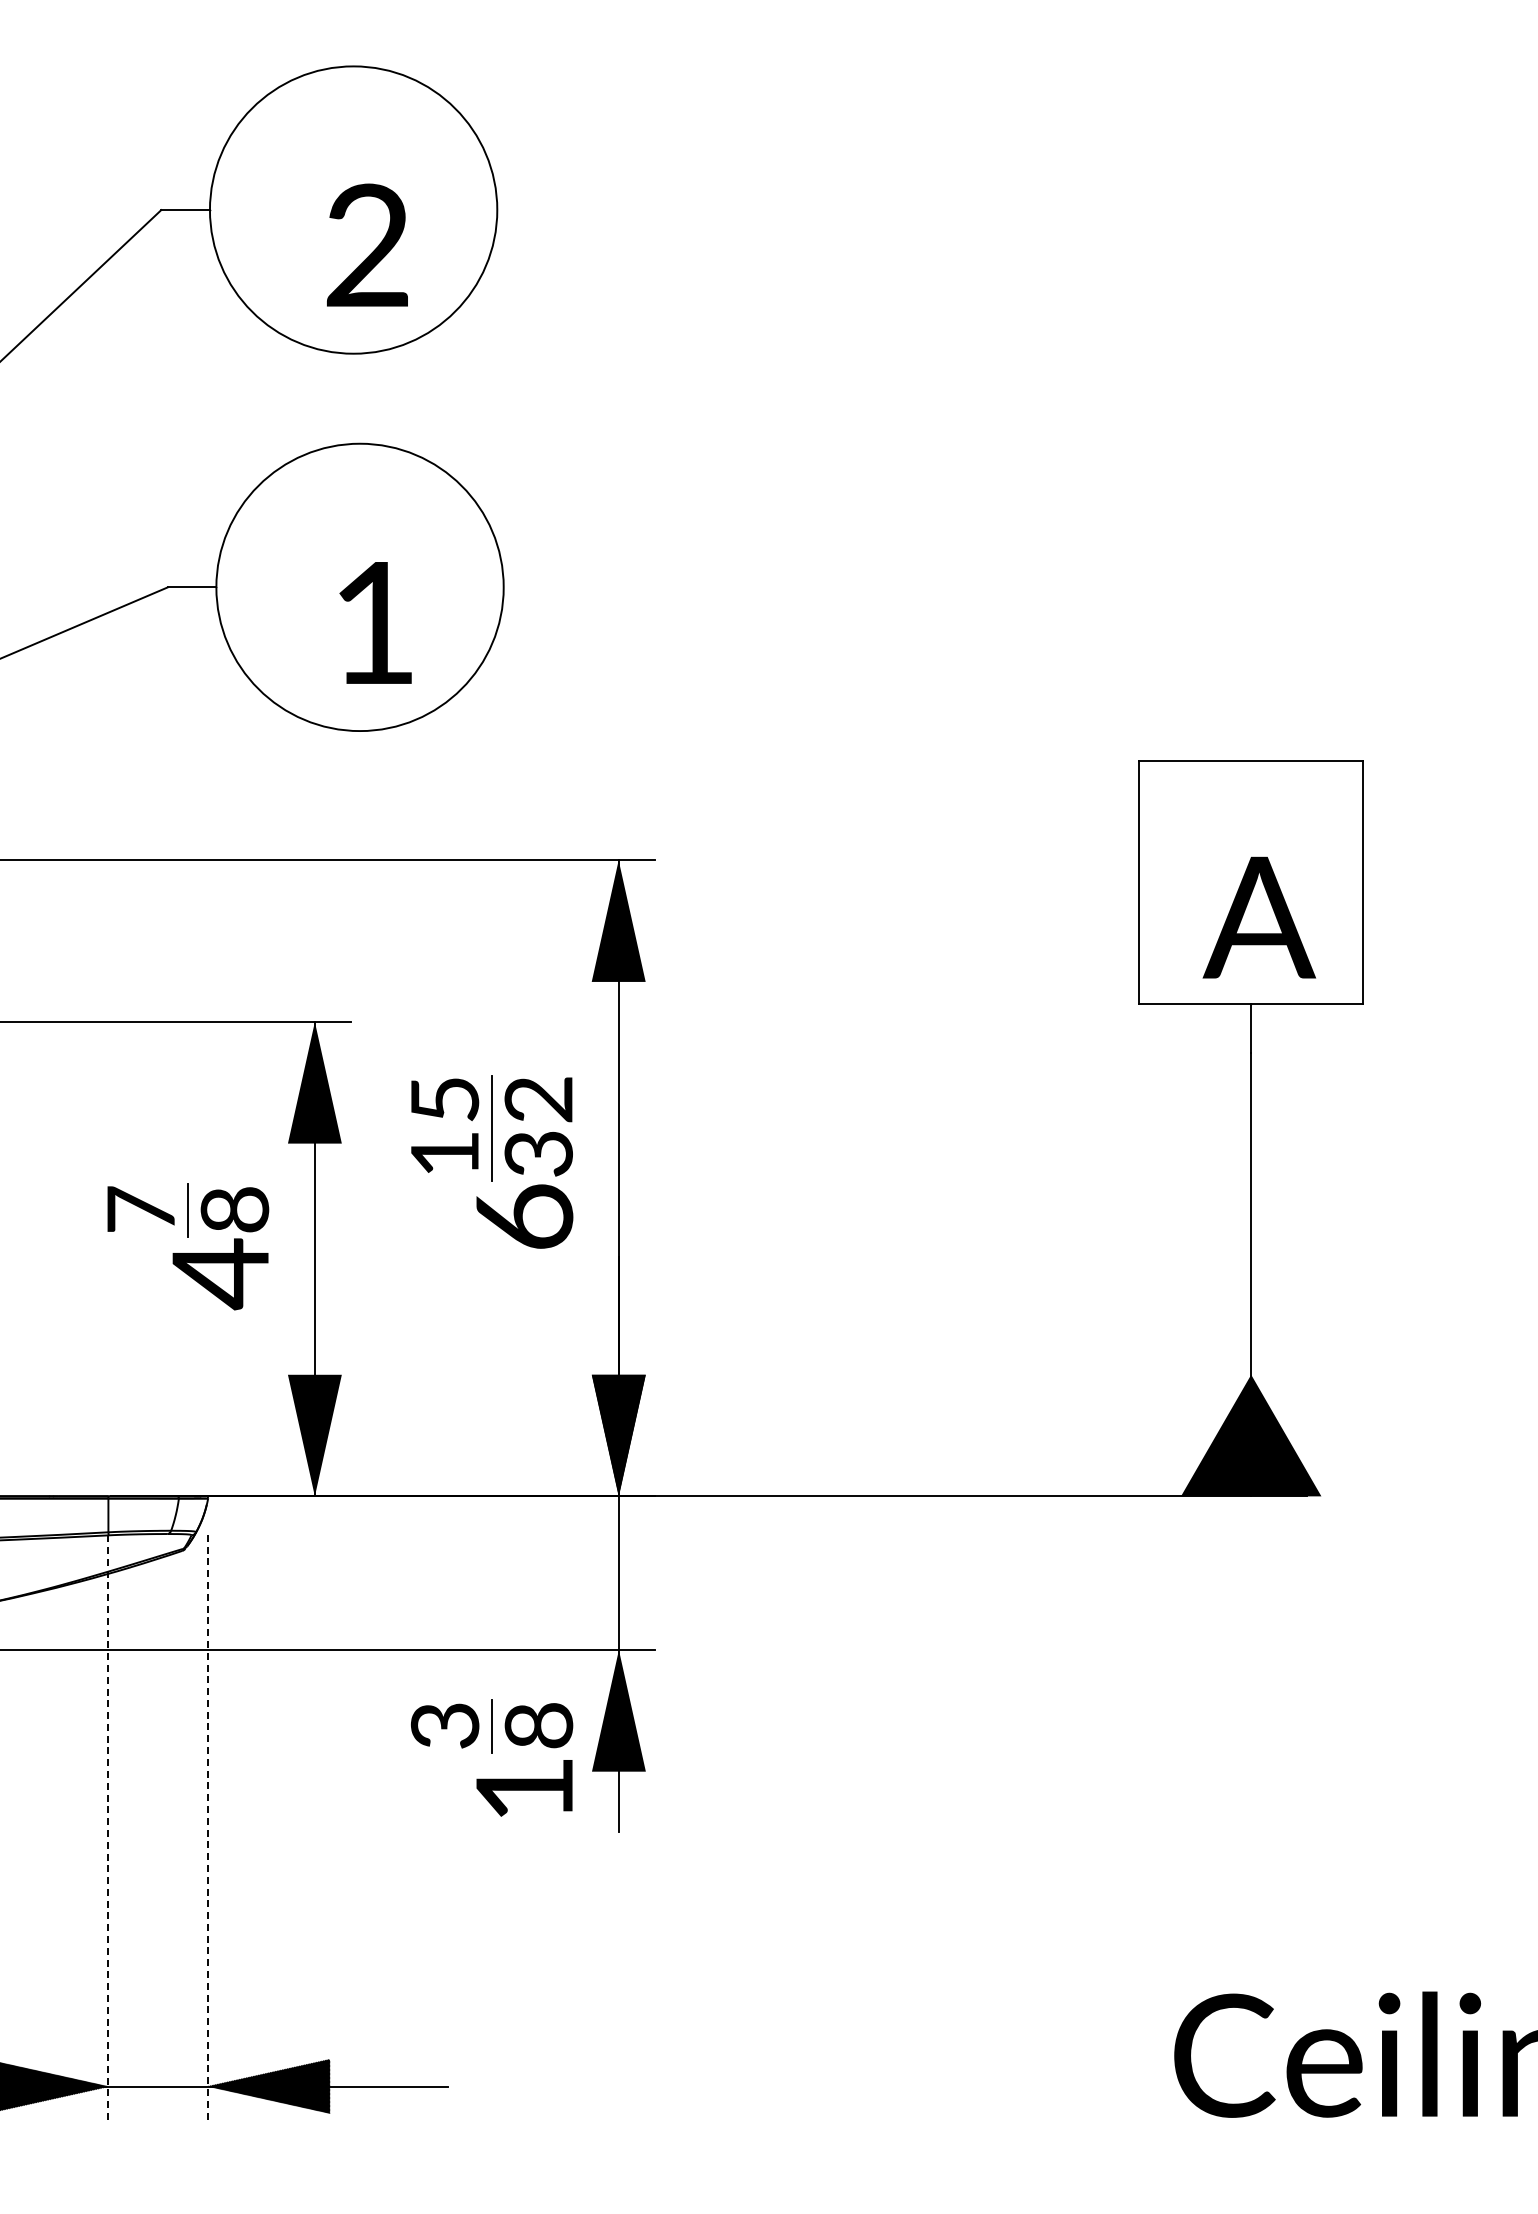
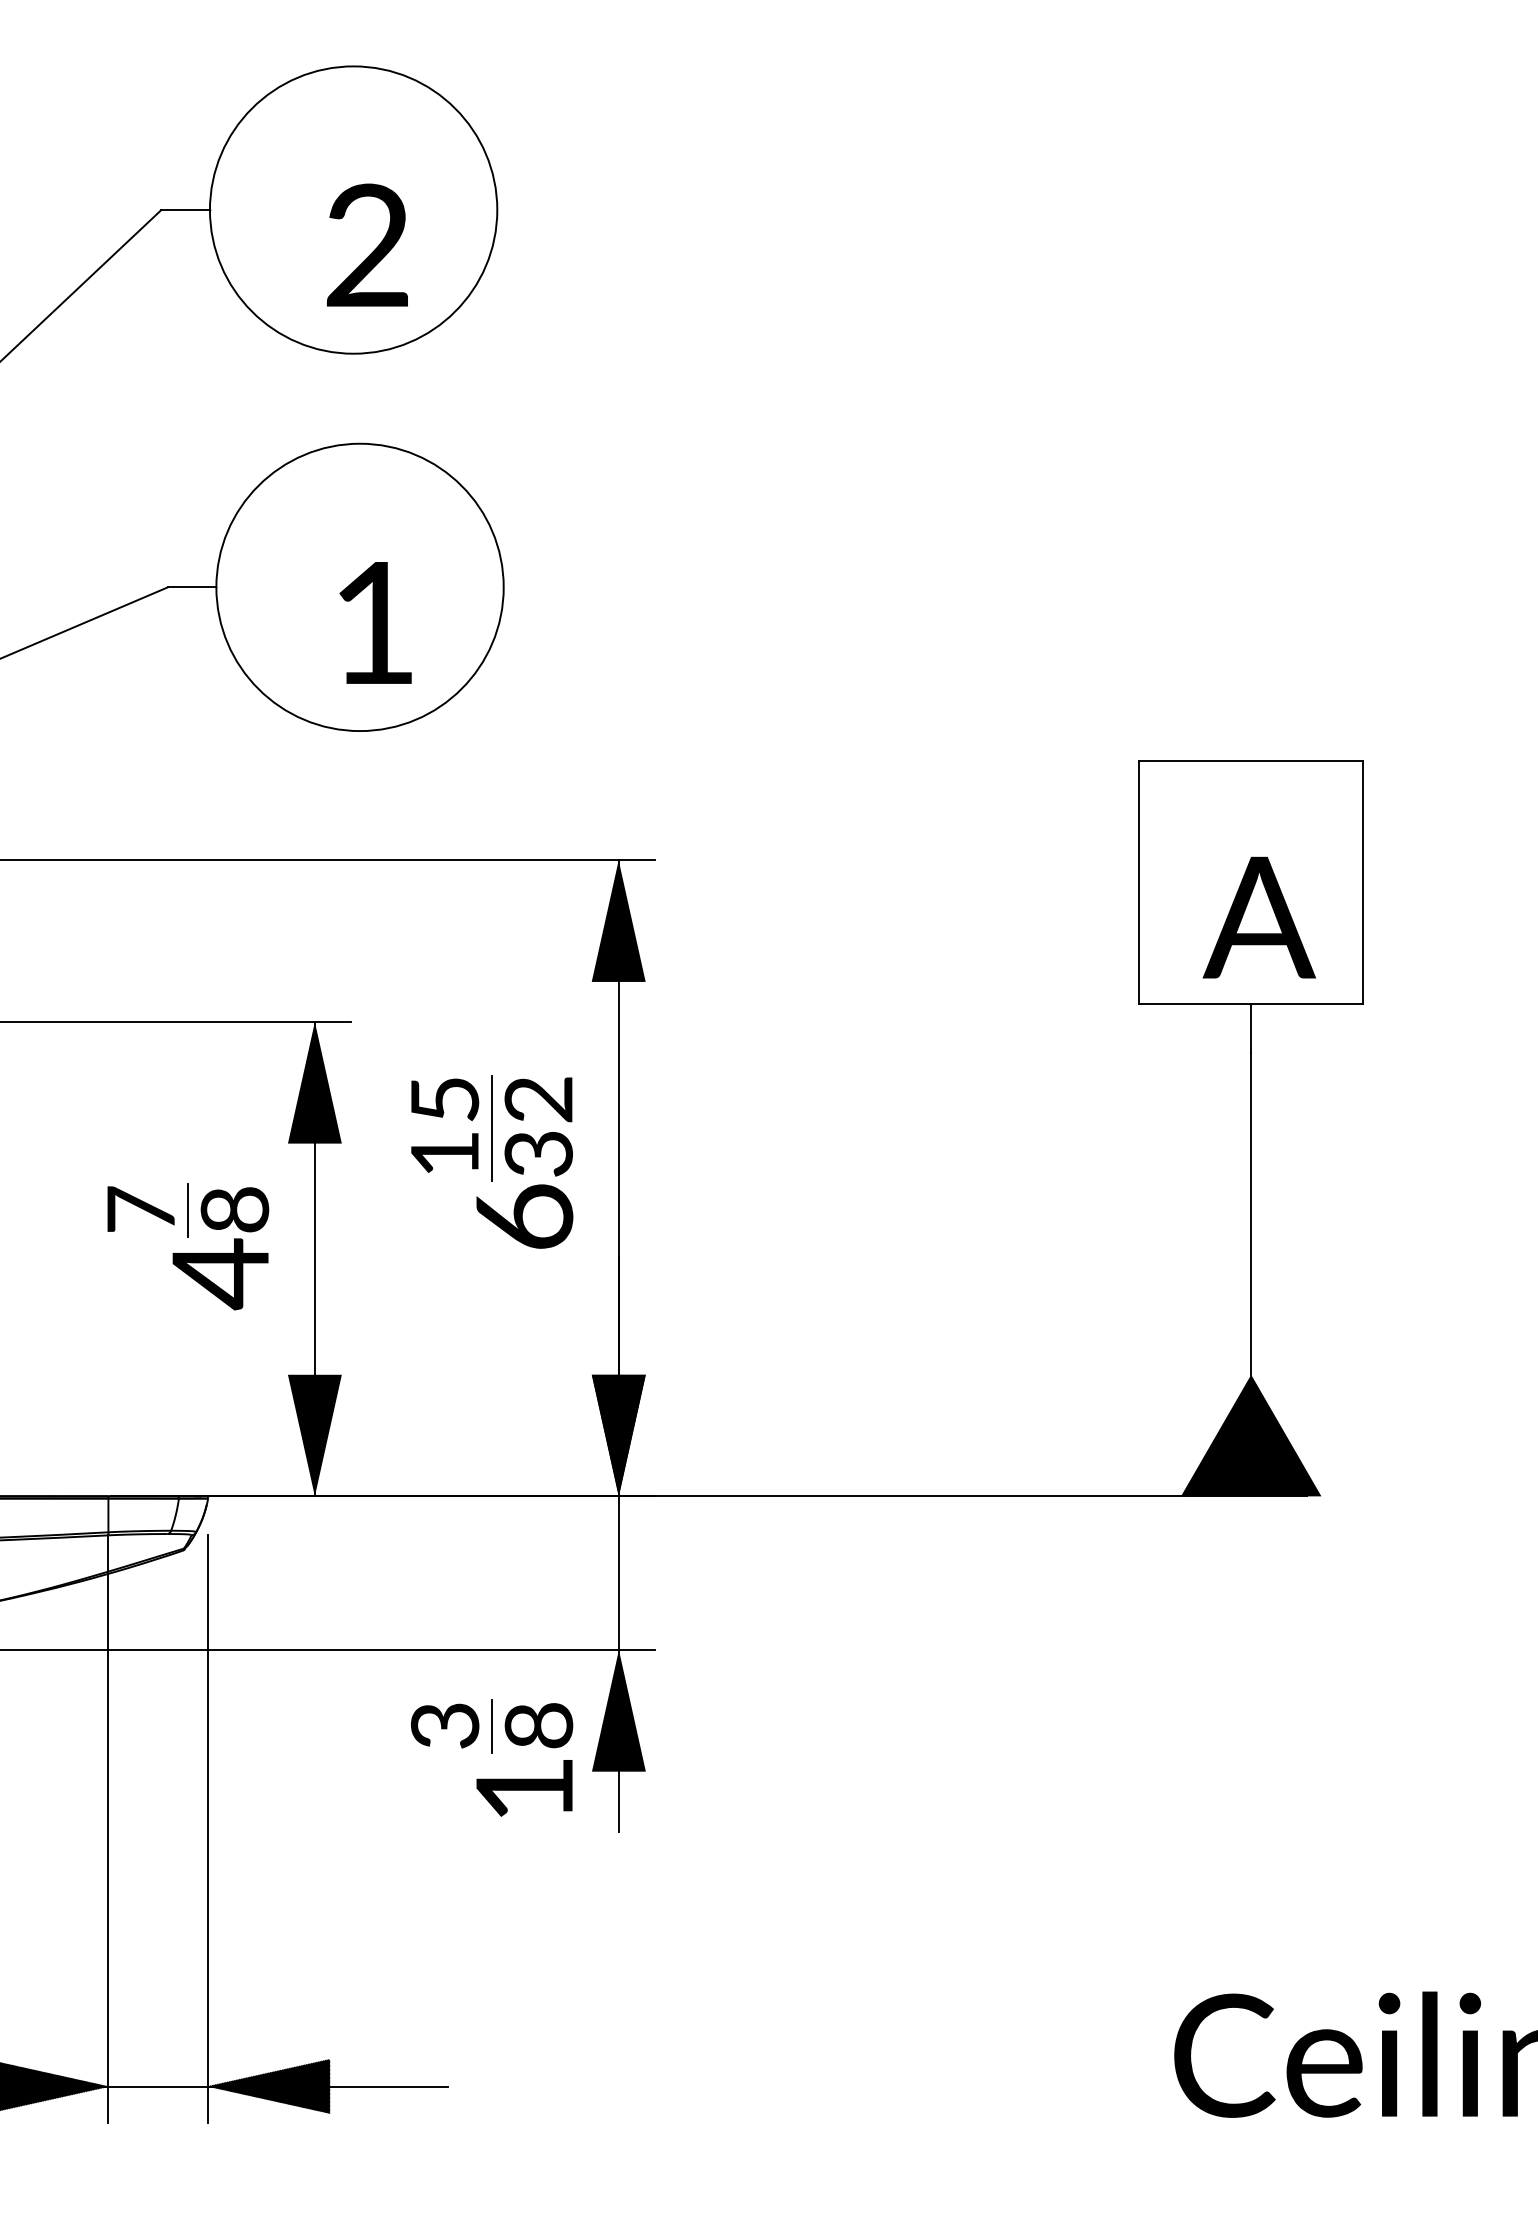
line: dashed -> solid (108, 1829)
line: dashed -> solid (208, 1829)
